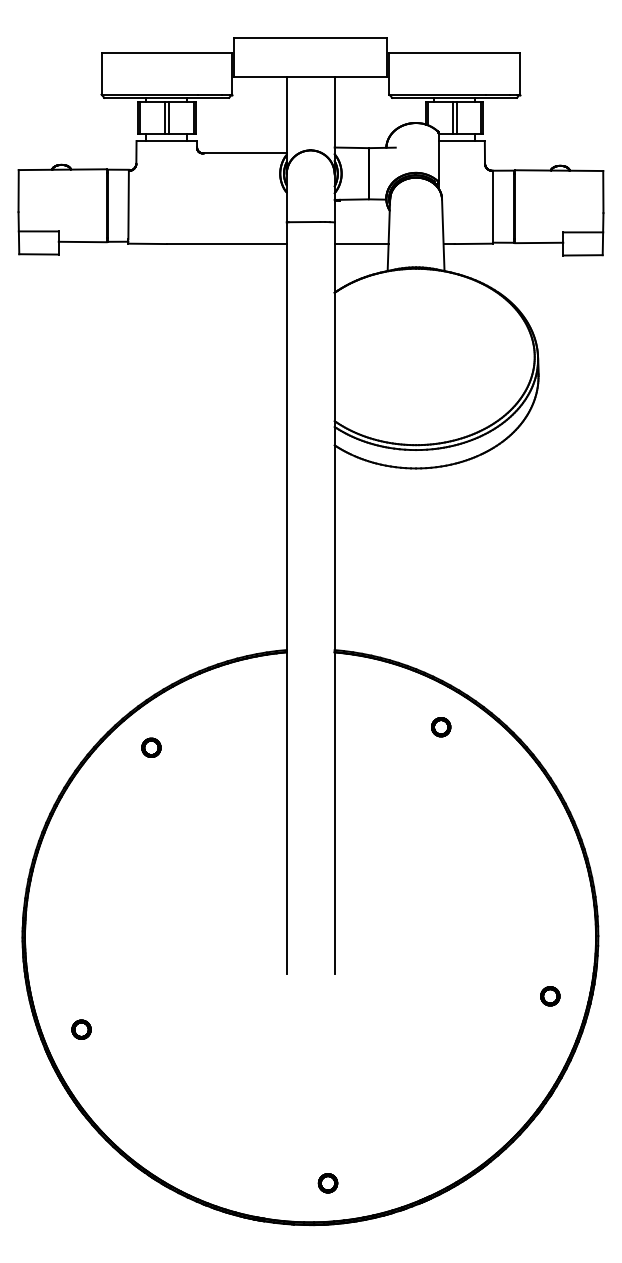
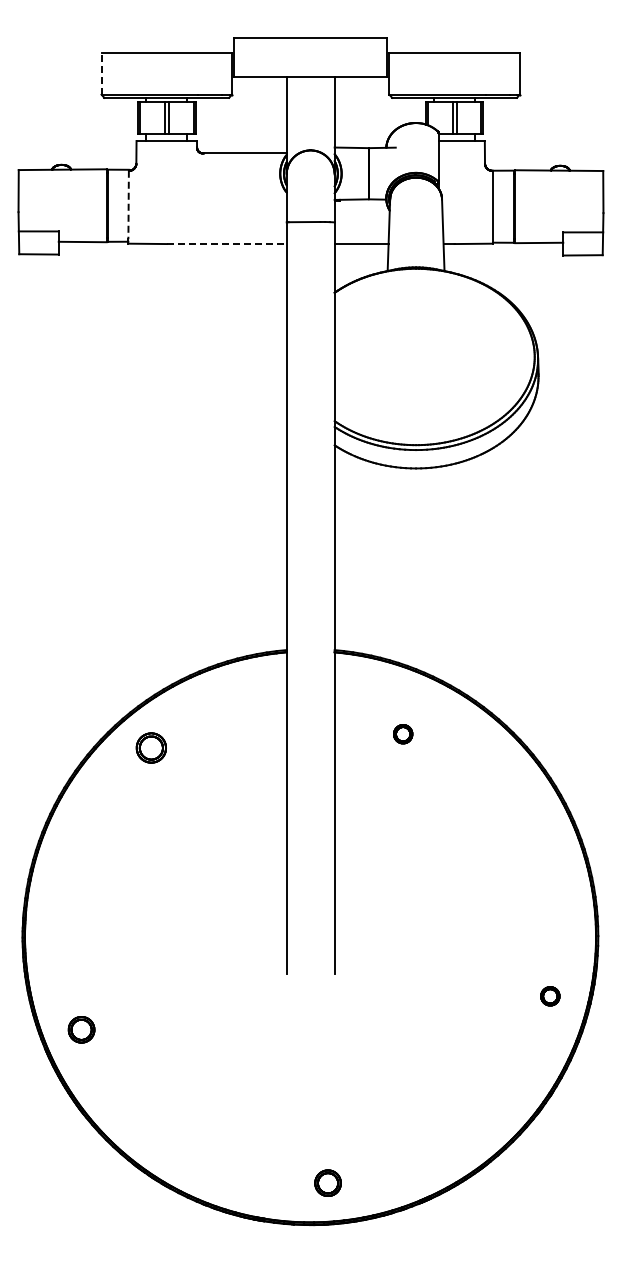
line: solid -> dashed (101, 74)
line: solid -> dashed (128, 205)
line: solid -> dashed (226, 244)
part position: (441, 727) -> (403, 734) (403, 734)
part size: 21x21 px -> 32x32 px (150, 747)
part size: 21x21 px -> 29x28 px (81, 1029)
part size: 22x21 px -> 28x28 px (327, 1182)
